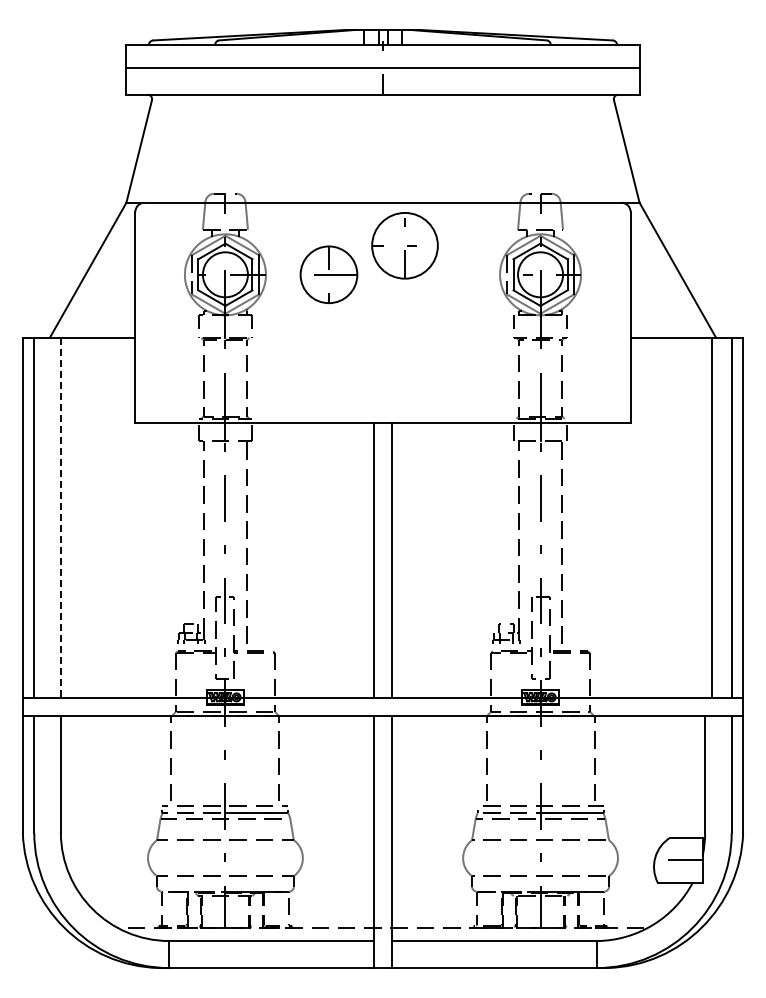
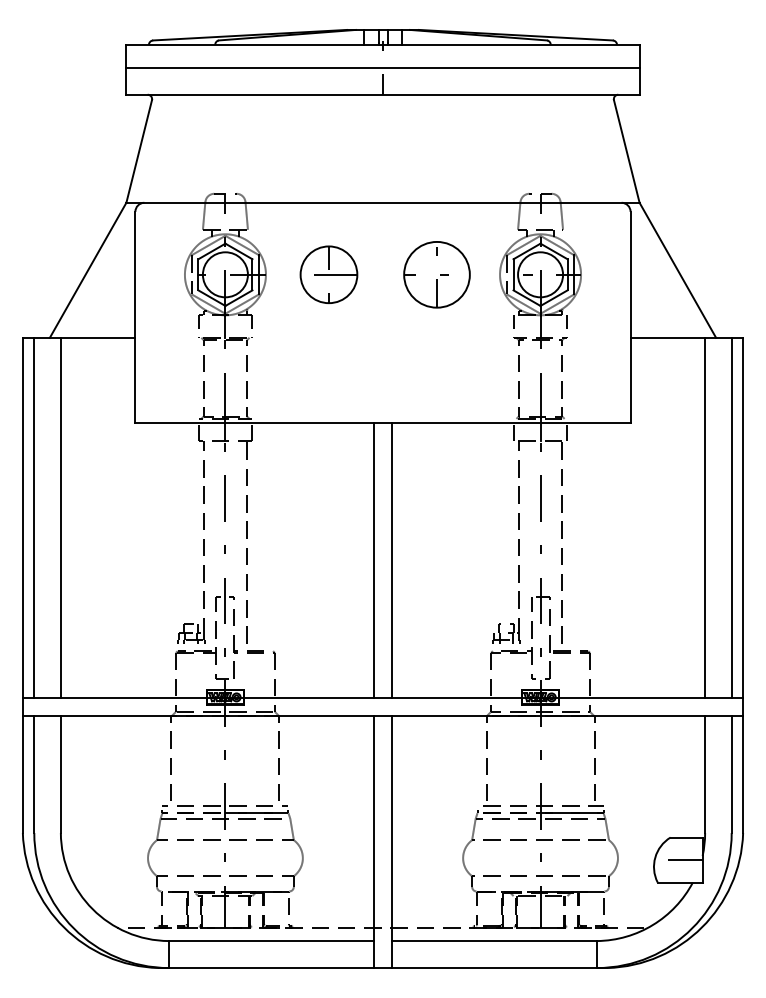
part position: (404, 245) -> (436, 274) (436, 274)
line position: (712, 517) -> (705, 517) (705, 517)
line: dashed -> solid (60, 518)
